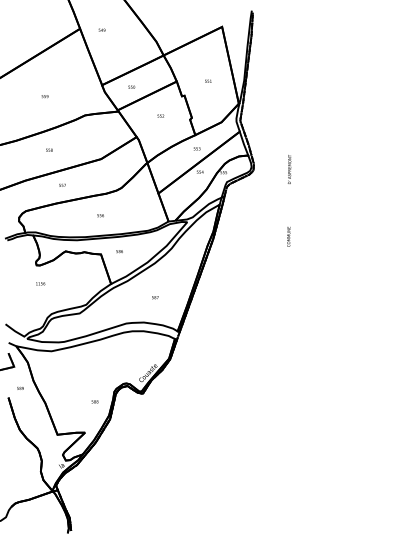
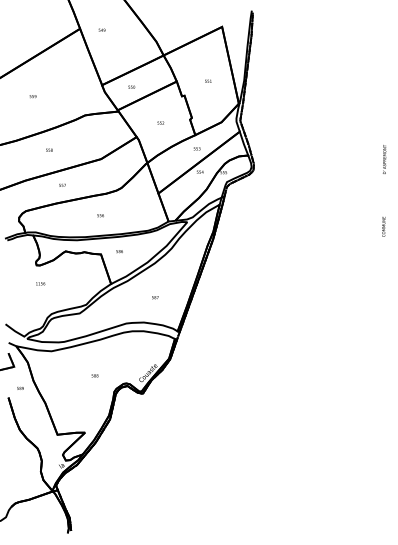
text position: (44, 96) -> (32, 96) (32, 96)
text position: (160, 115) -> (160, 122) (160, 122)
text position: (289, 200) -> (384, 190) (384, 190)
text position: (94, 401) -> (94, 375) (94, 375)
